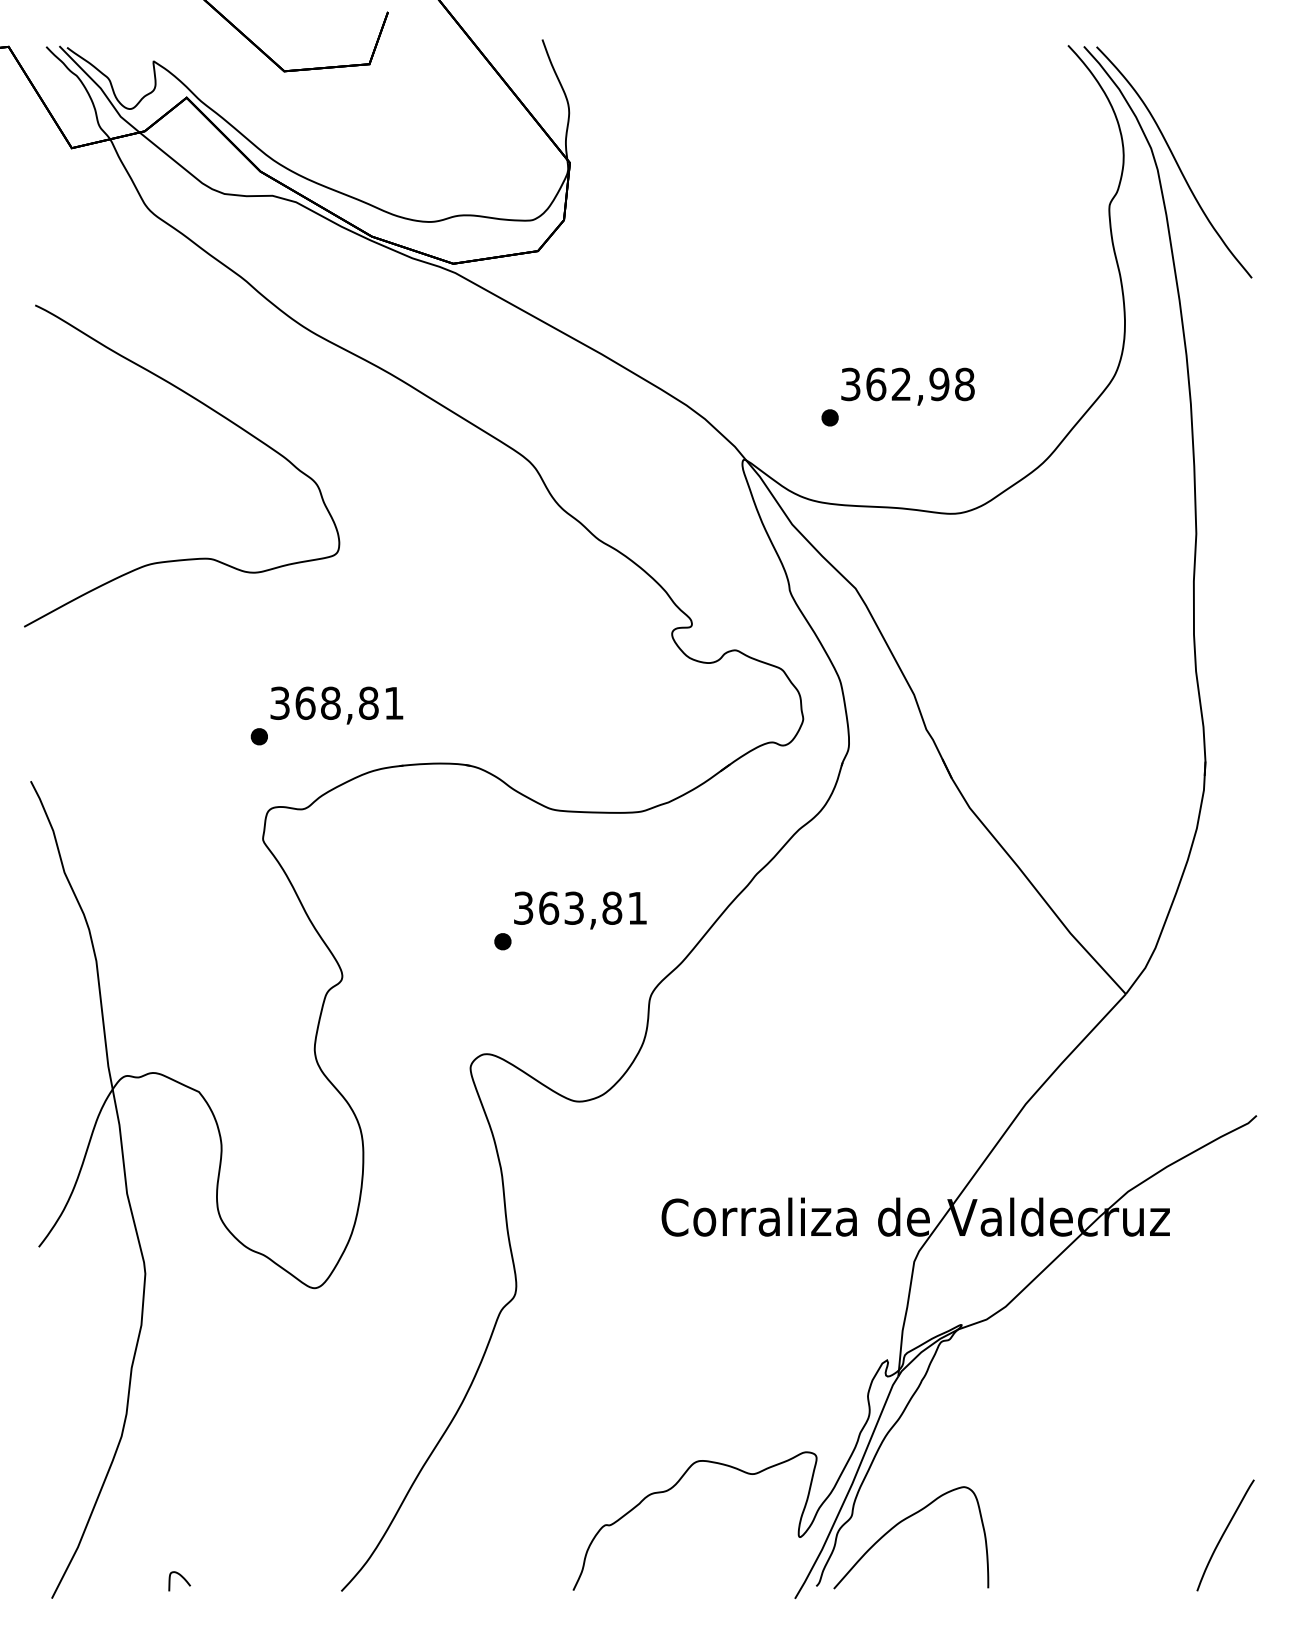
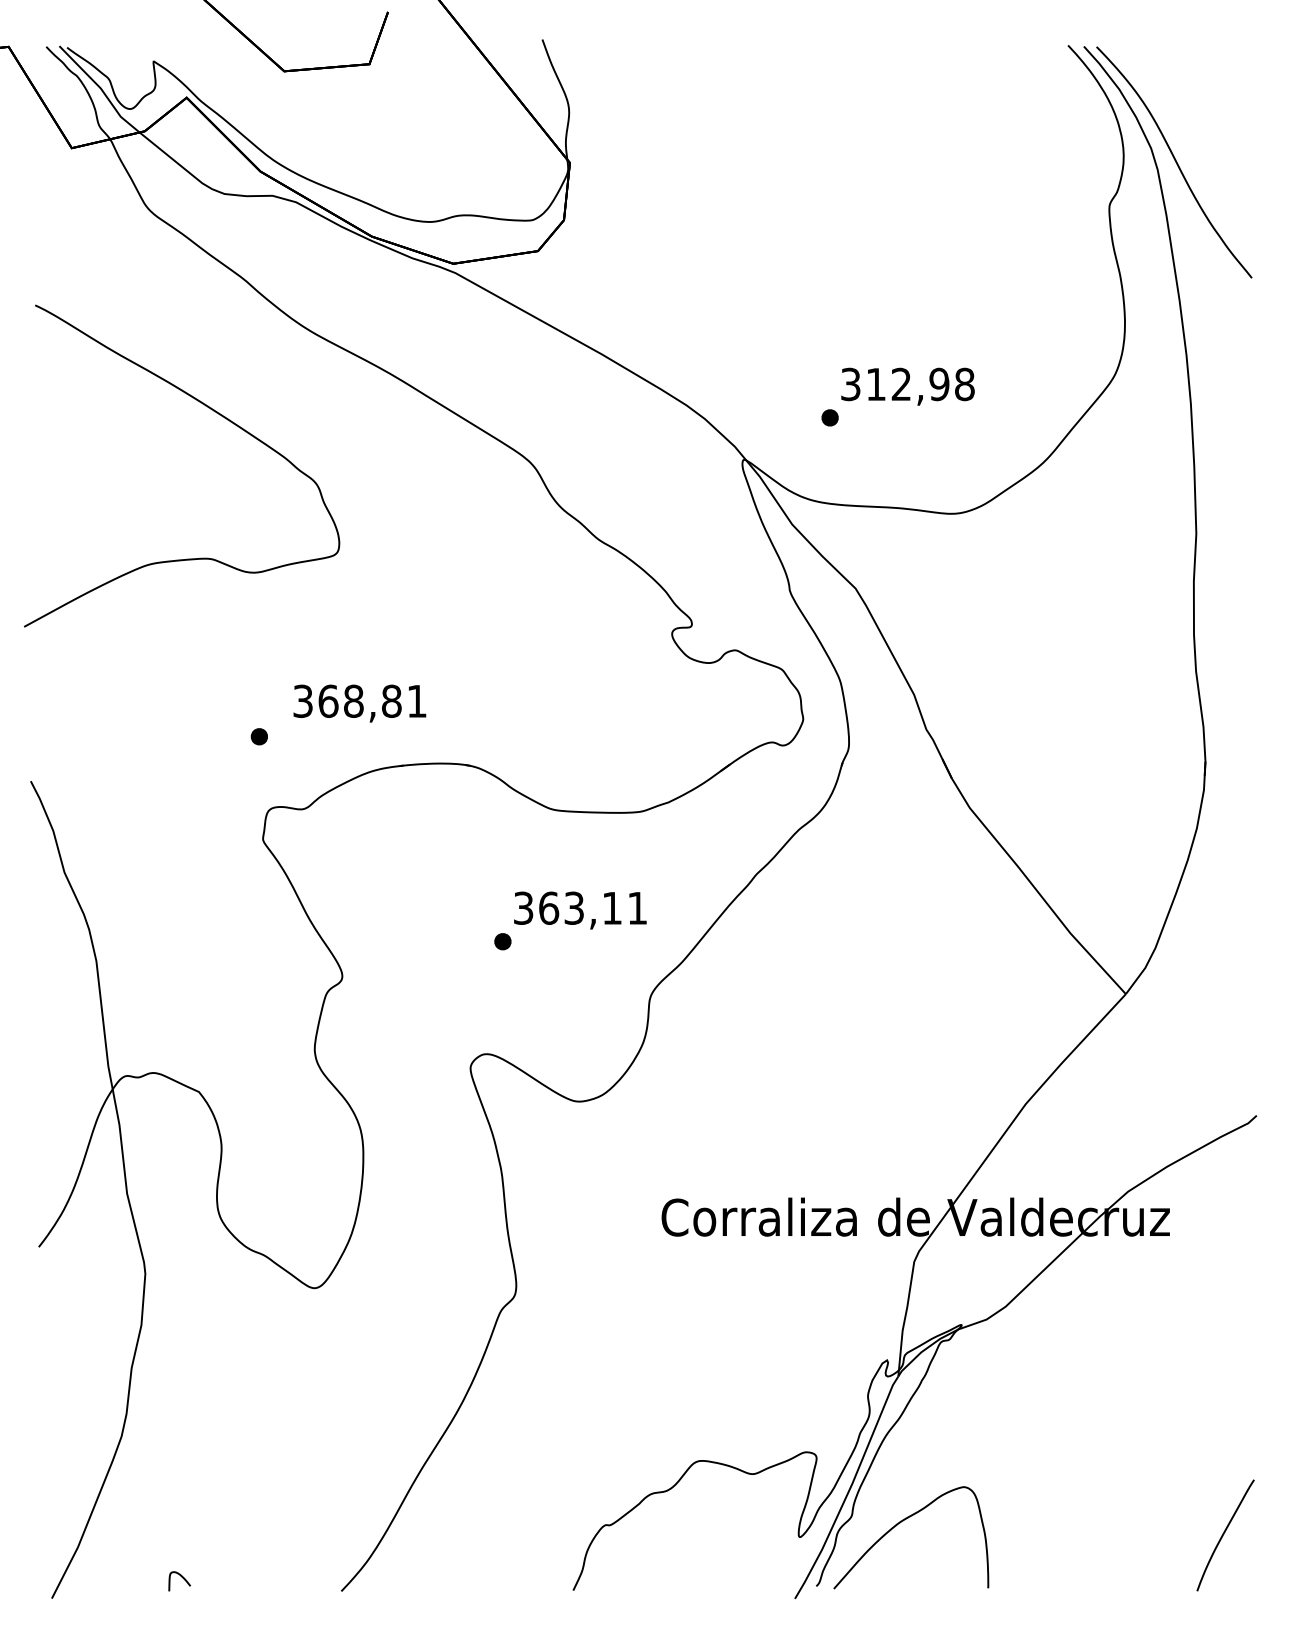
text: 362,98 -> 312,98 (876, 384)
text position: (336, 705) -> (359, 703) (359, 703)
text: 363,81 -> 363,11 (612, 907)
